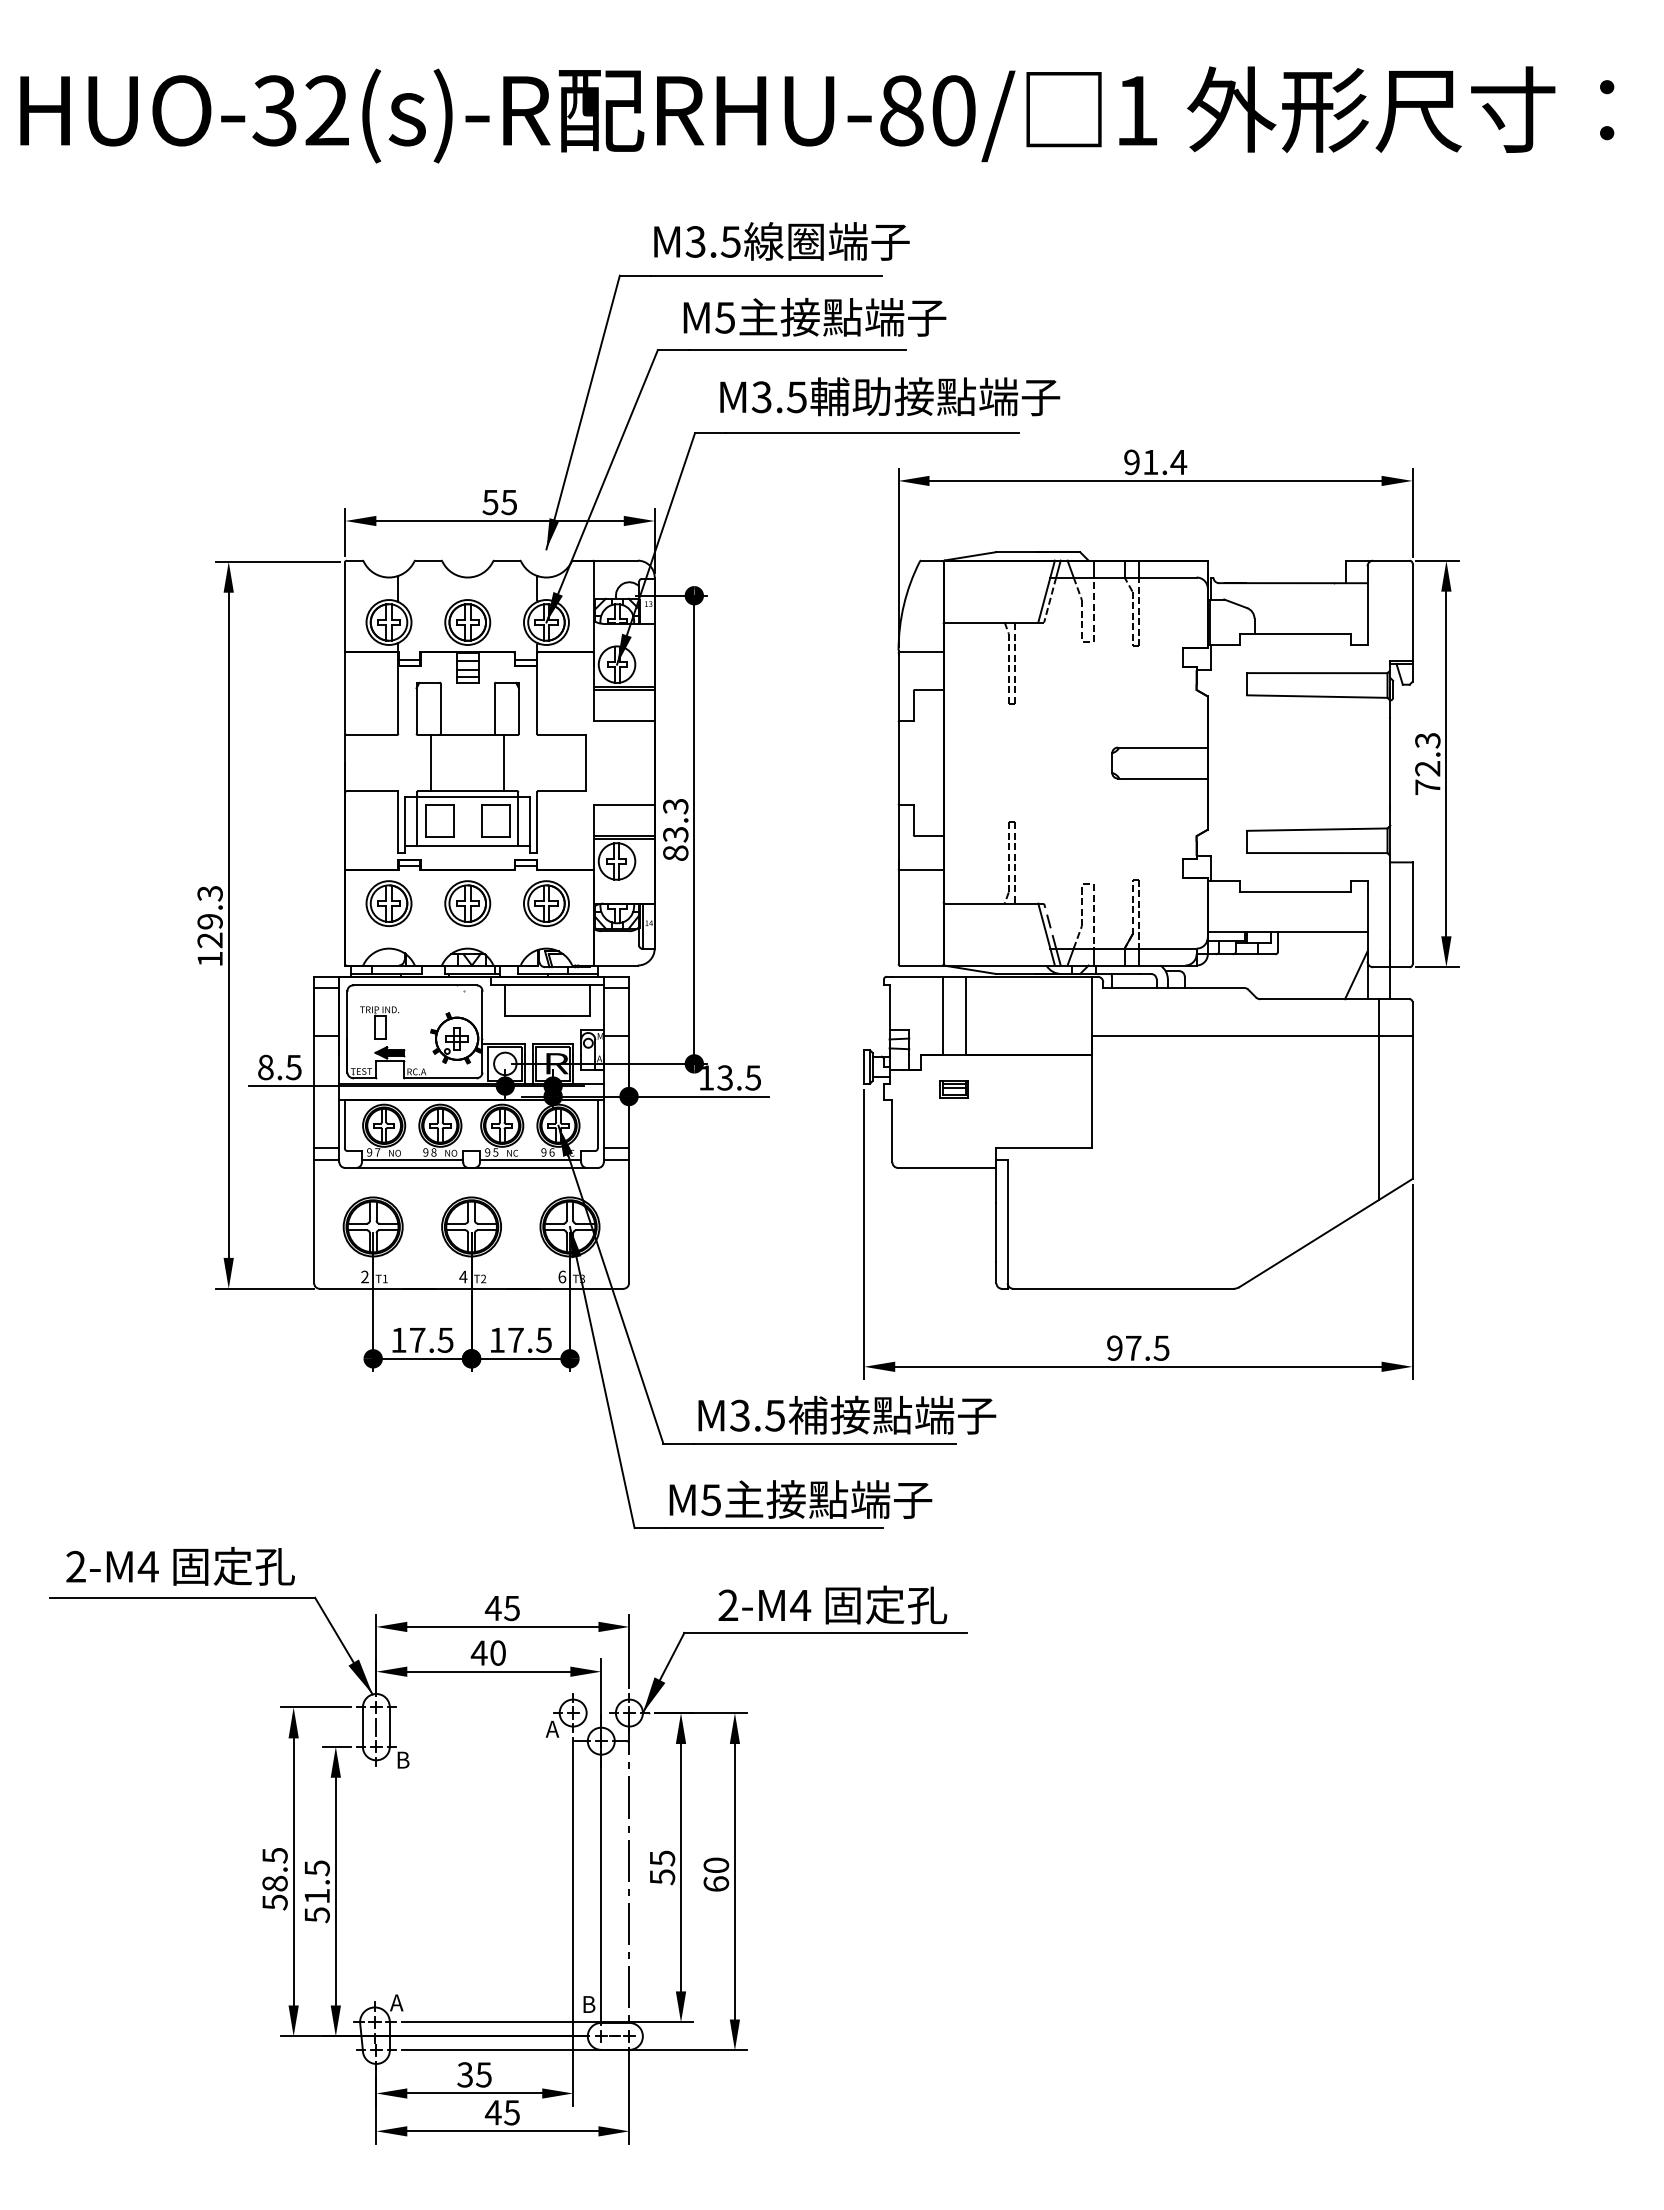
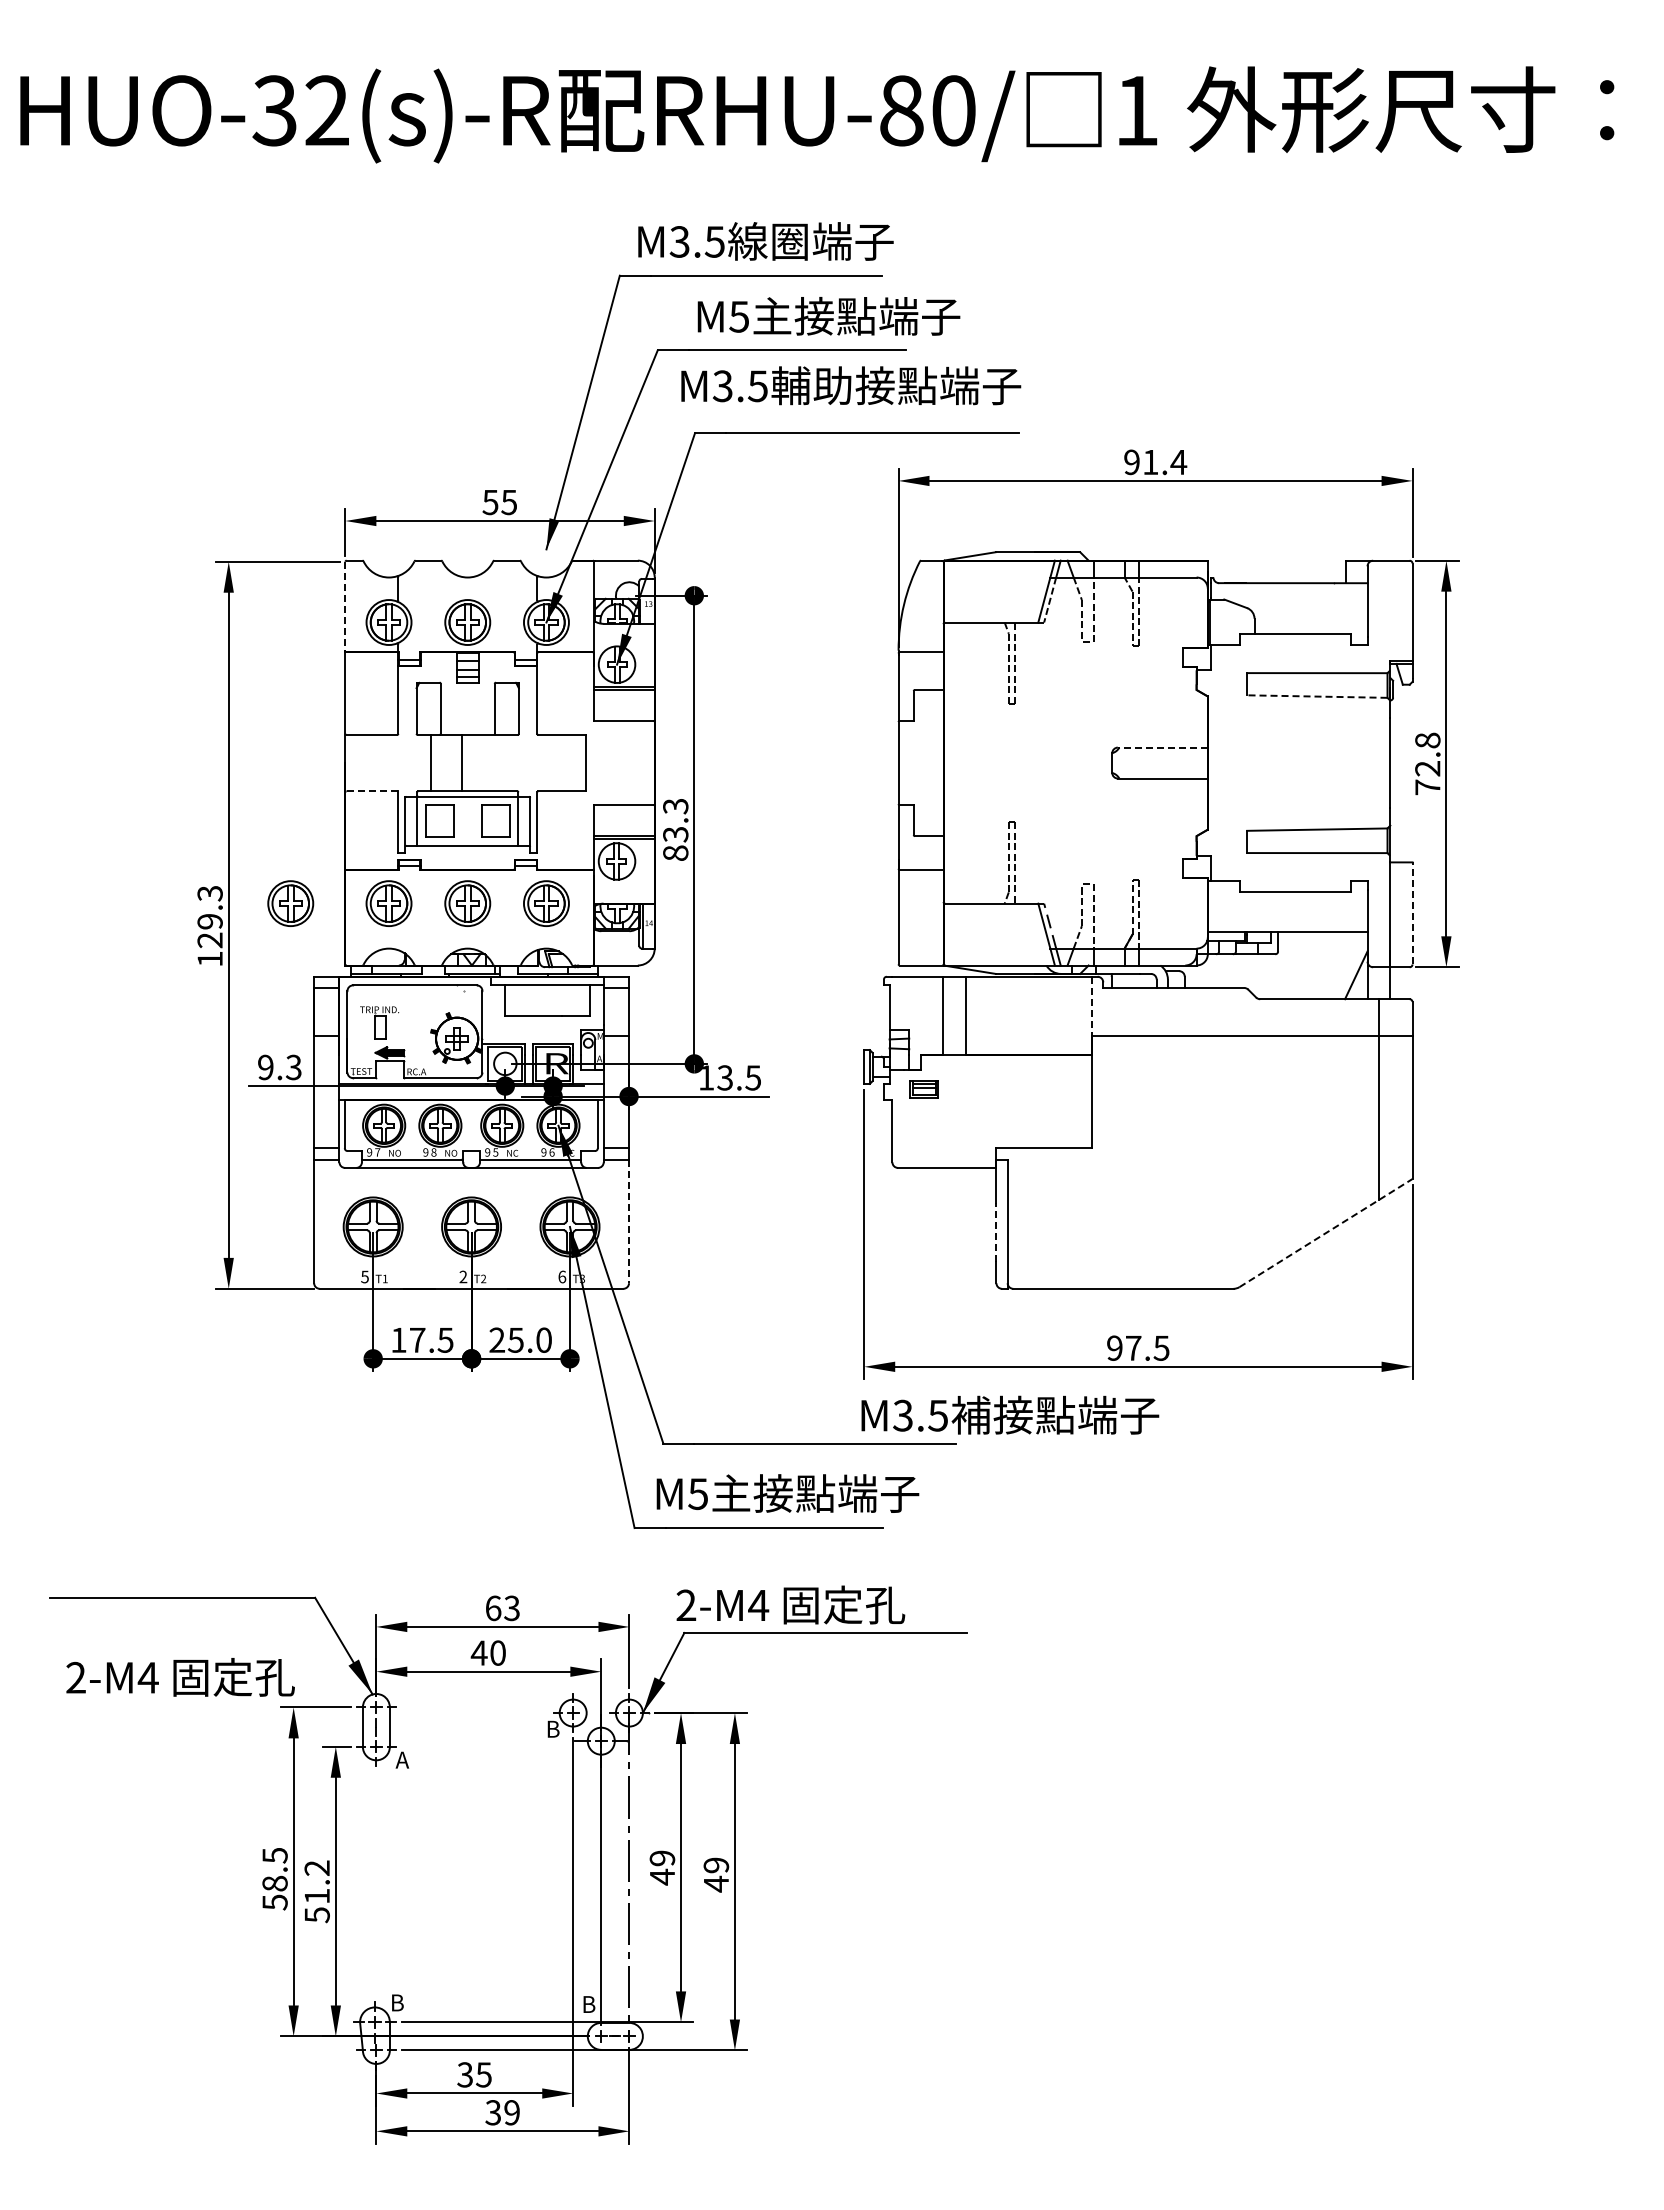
text position: (781, 241) -> (765, 241) (765, 241)
text position: (814, 317) -> (828, 316) (828, 316)
text position: (890, 396) -> (851, 385) (851, 385)
line: solid -> dashed (345, 607)
line: solid -> dashed (1316, 696)
text: 72.3 -> 72.8 (1427, 740)
line: solid -> dashed (1162, 747)
line position: (504, 762) -> (462, 762) (462, 762)
line: solid -> dashed (372, 791)
part: none -> present (290, 903)
line: solid -> dashed (1412, 912)
line: solid -> dashed (1092, 1006)
text: 8.5 -> 9.3 (279, 1067)
part position: (953, 1089) -> (923, 1089) (923, 1089)
line: solid -> dashed (629, 1221)
line: solid -> dashed (996, 1232)
line: solid -> dashed (1326, 1233)
text: 2 -> 5 (364, 1276)
text: 4 -> 2 (463, 1276)
text: 17.5 -> 25.0 (520, 1339)
text position: (847, 1414) -> (1010, 1414) (1010, 1414)
text position: (800, 1499) -> (787, 1493) (787, 1493)
text position: (180, 1566) -> (180, 1677) (180, 1677)
text position: (832, 1604) -> (790, 1604) (790, 1604)
text: 45 -> 63 (501, 1608)
text: A -> B (552, 1728)
text: B -> A (402, 1759)
text: 55 -> 49 (662, 1867)
text: 51.5 -> 51.2 (316, 1868)
text: 60 -> 49 (716, 1874)
text: A -> B (396, 2002)
text: 45 -> 39 (501, 2112)
